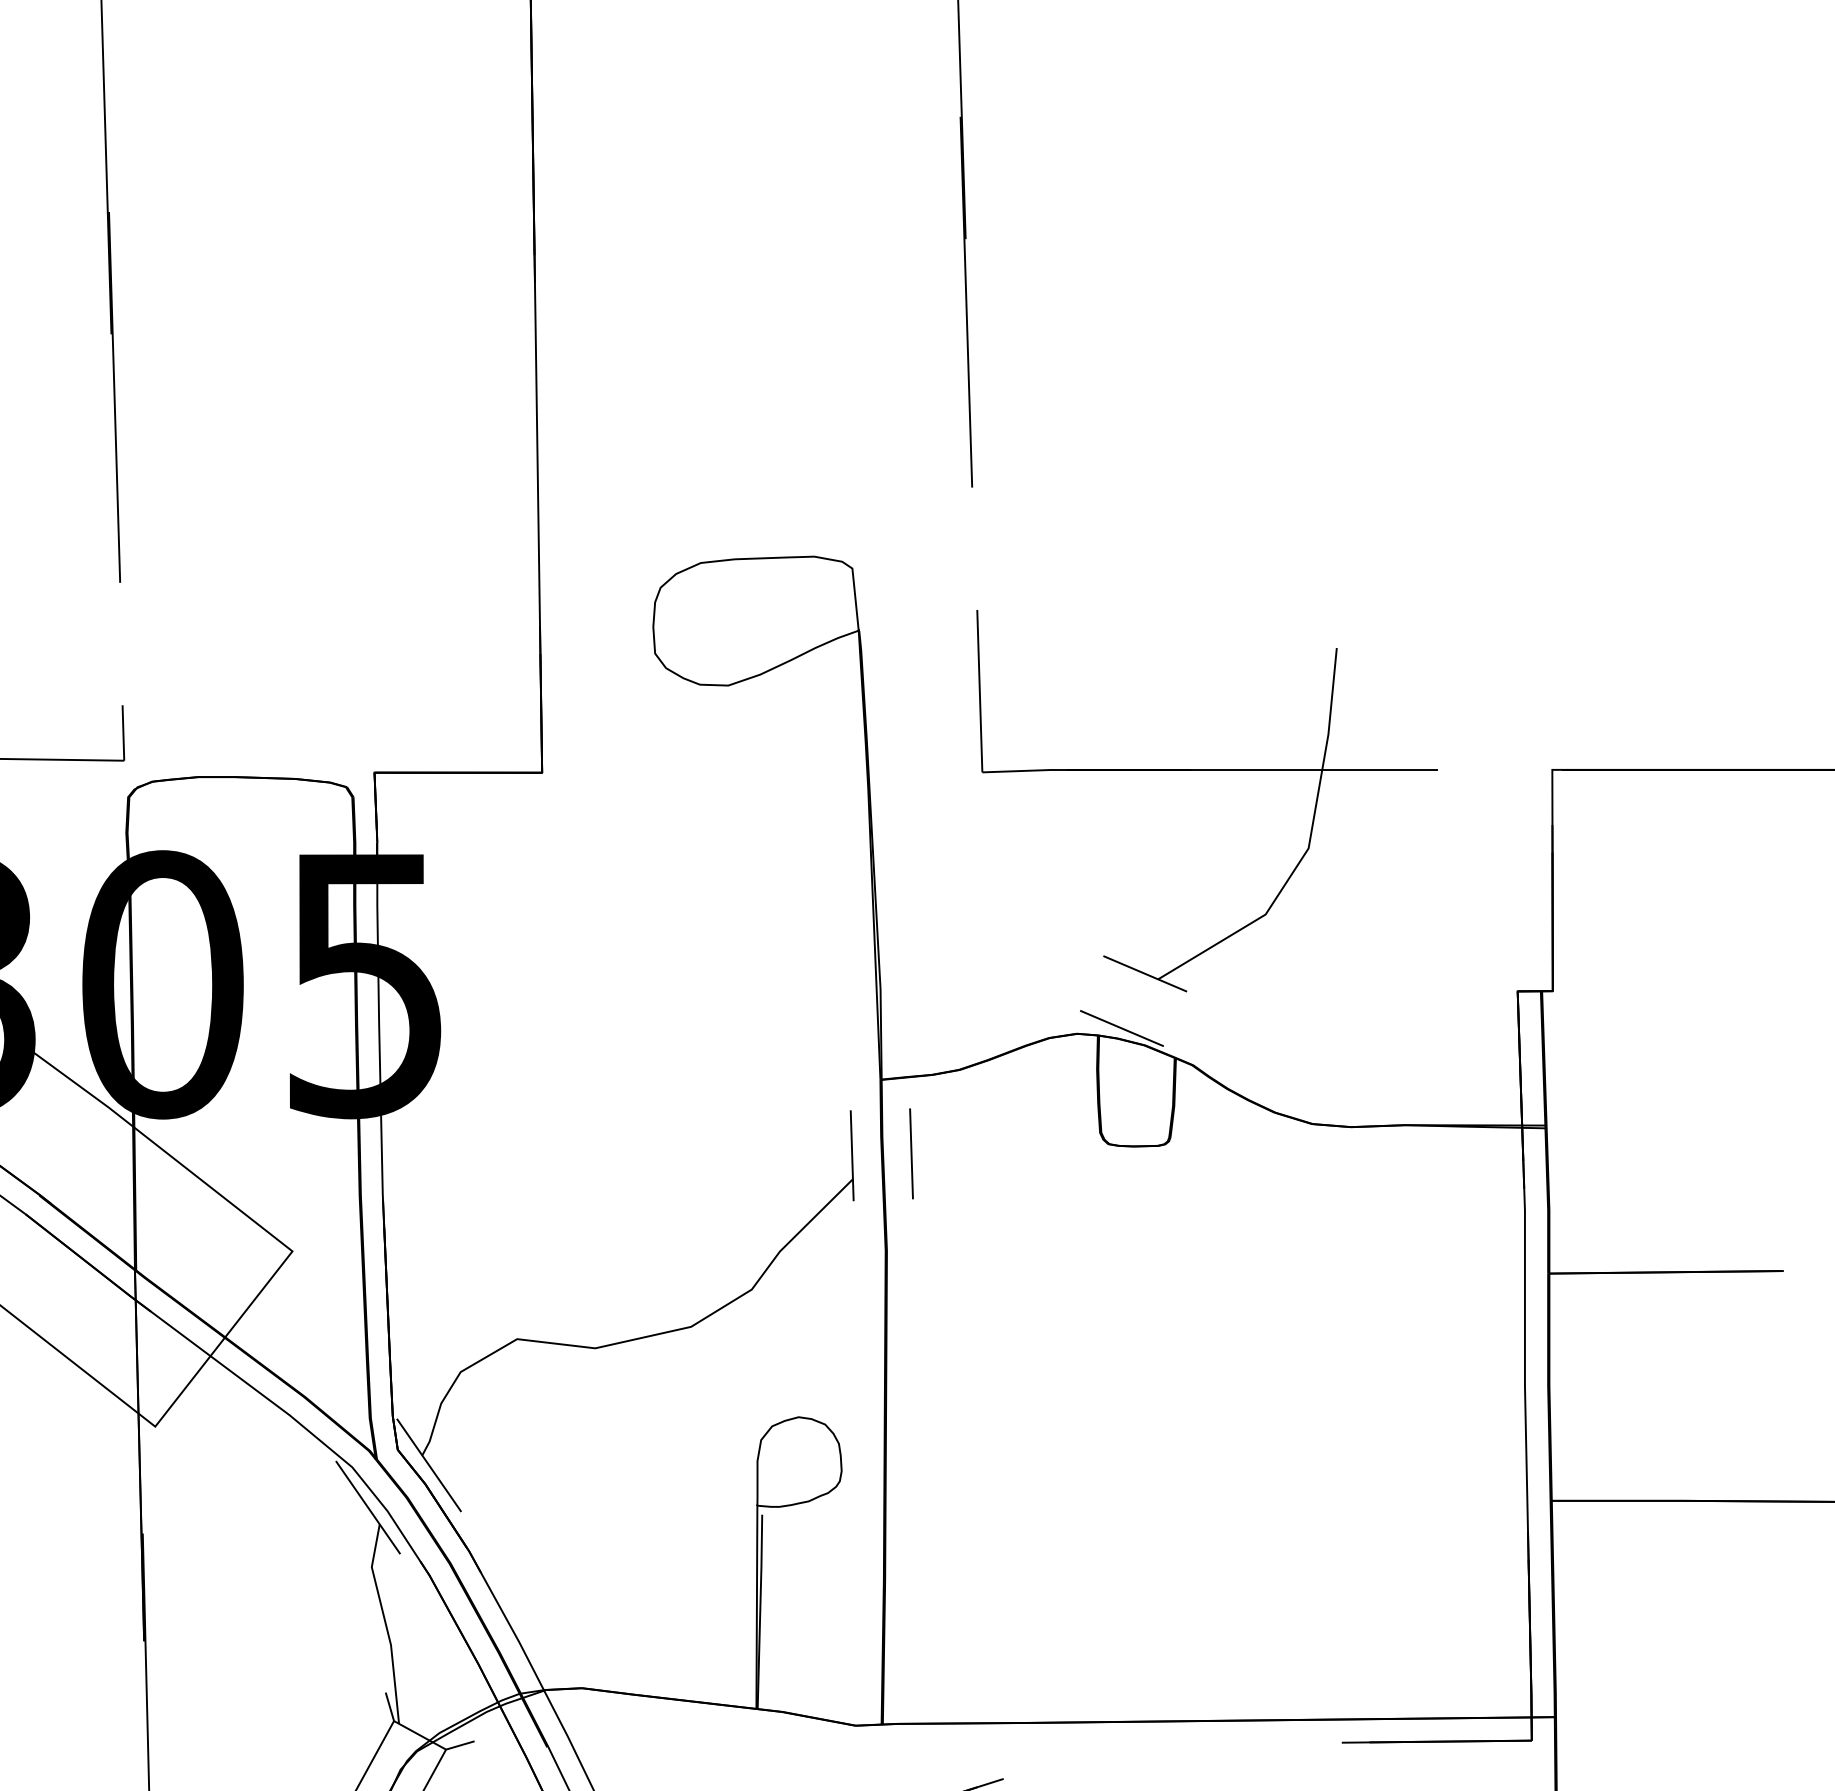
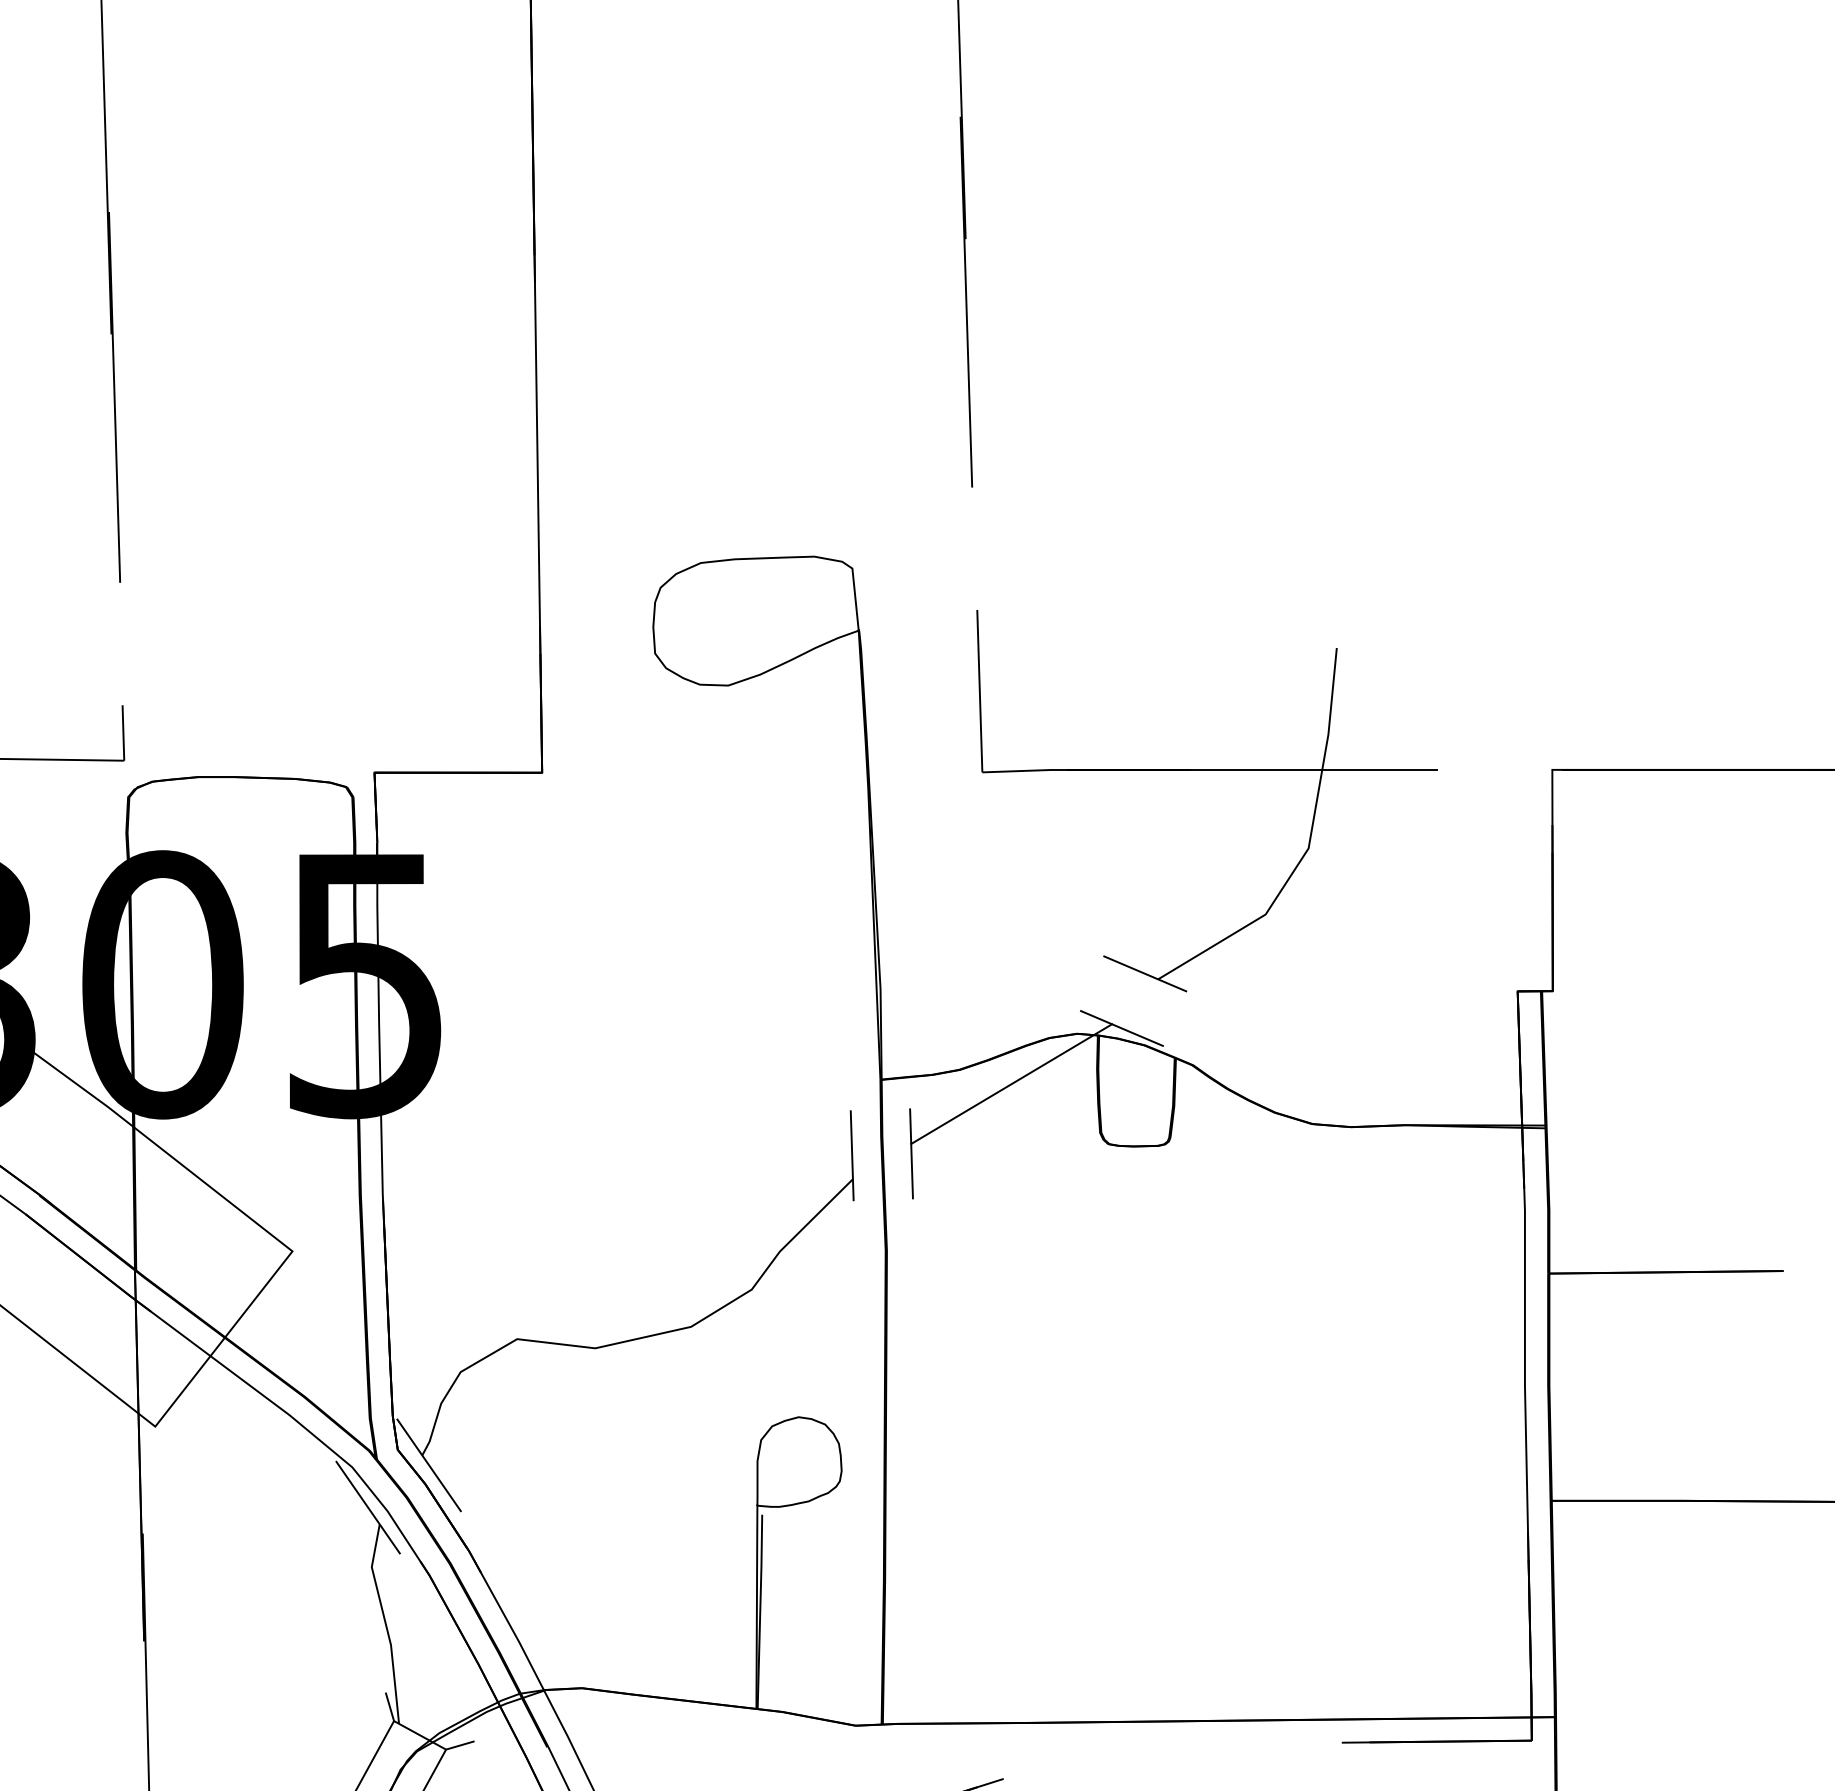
line: none -> present (1011, 1083)
